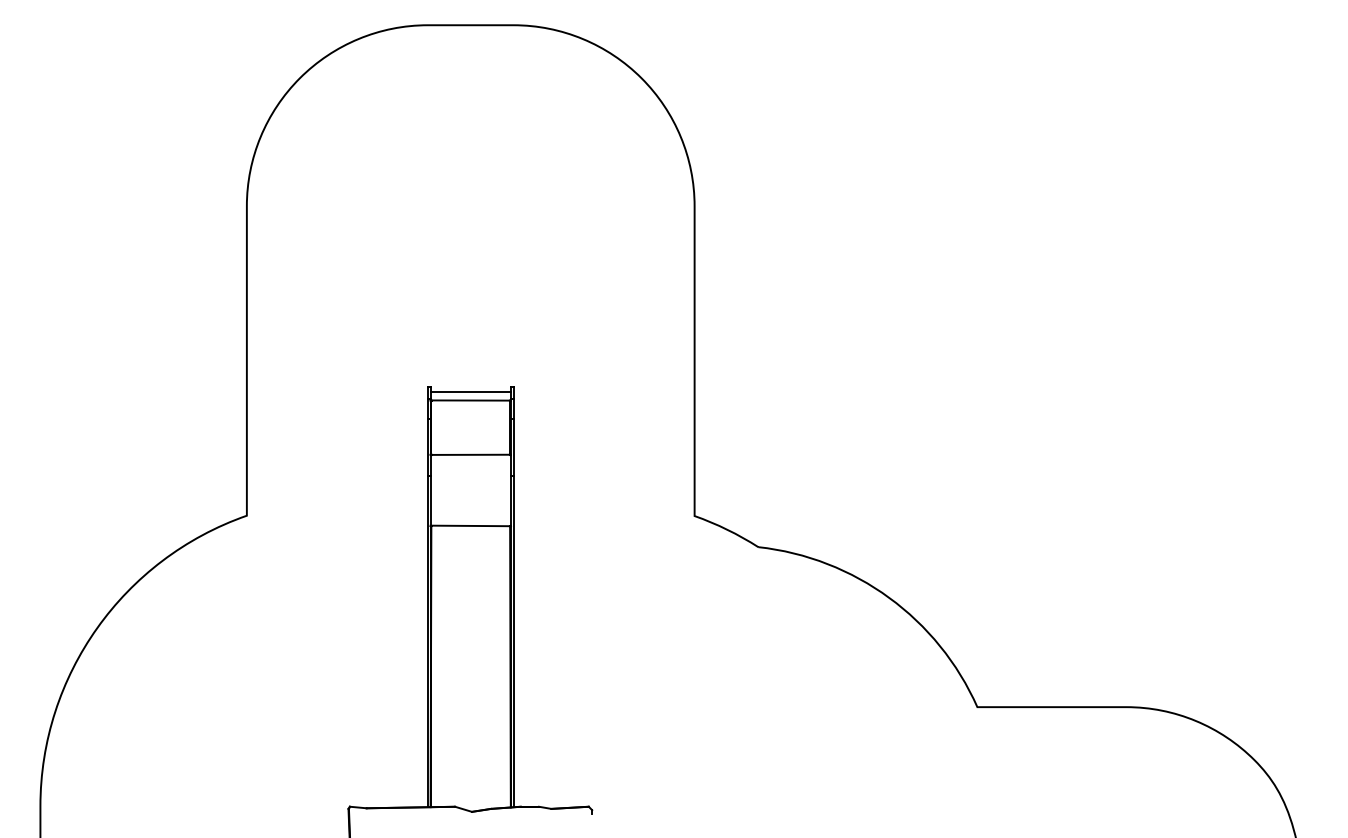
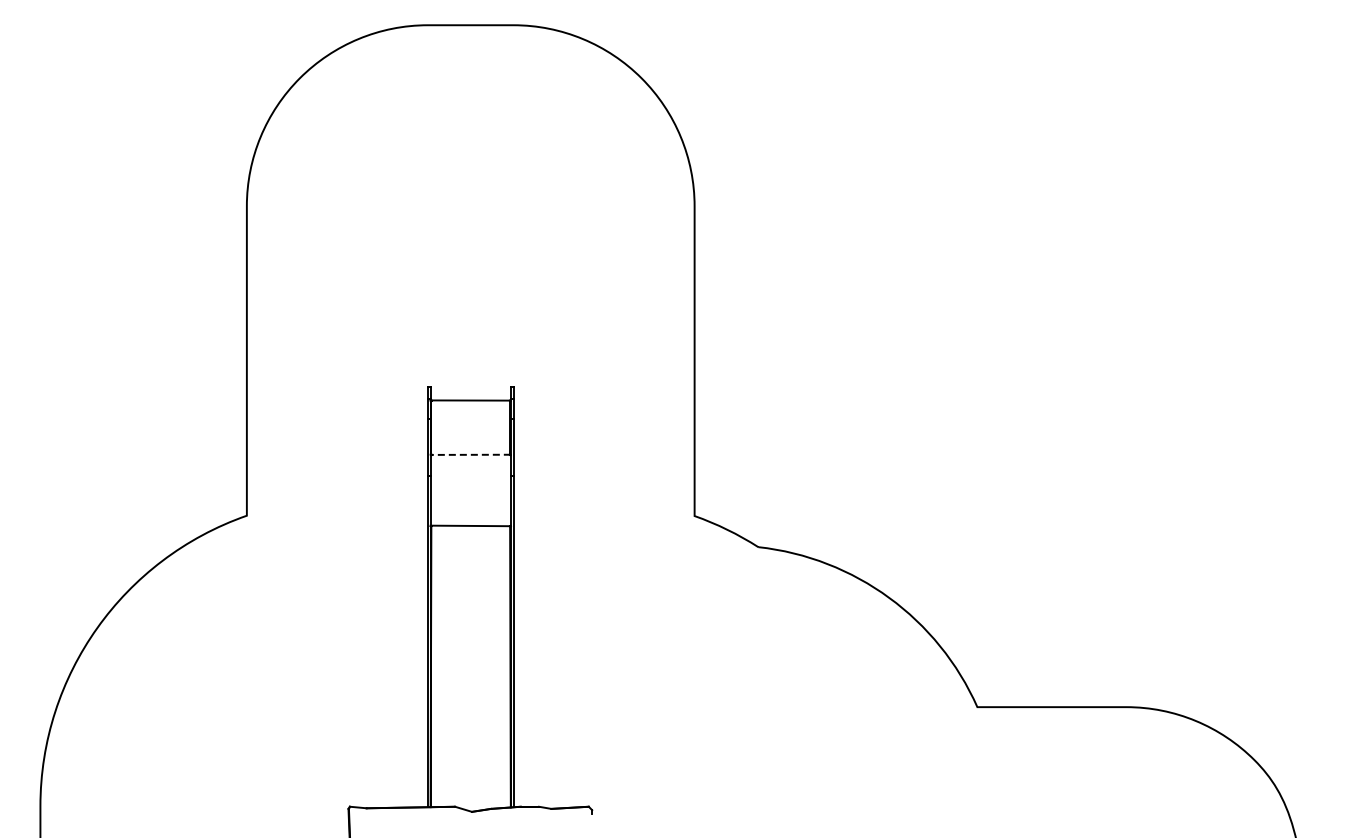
line: present -> none (470, 392)
line: solid -> dashed (470, 454)
